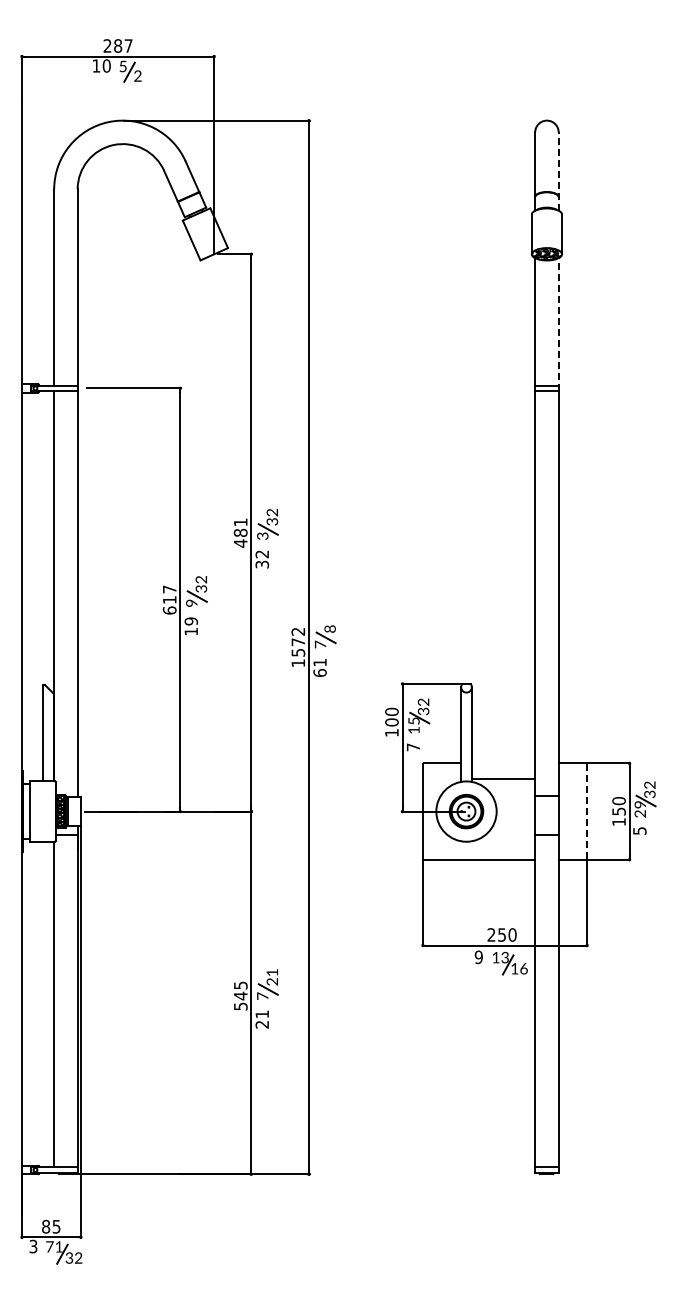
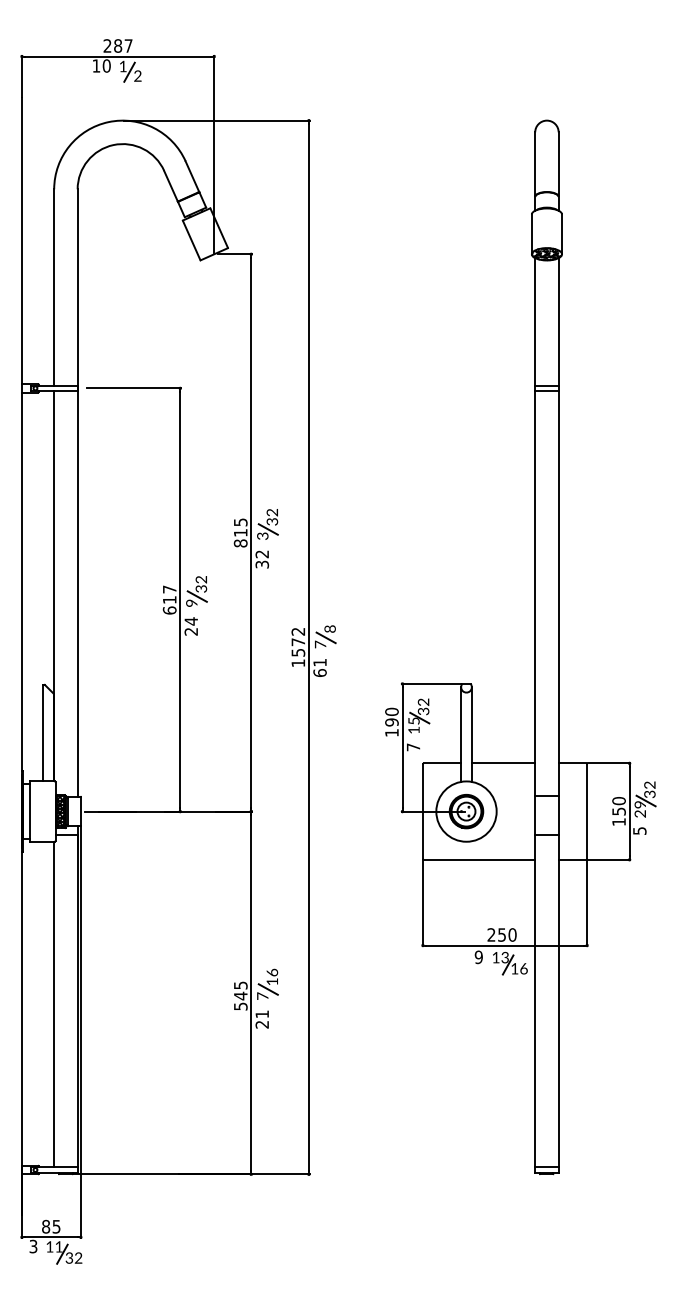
text: 5 -> 1 (122, 66)
line: dashed -> solid (558, 171)
line: dashed -> solid (558, 324)
text: 481 -> 815 (240, 532)
text: 19 -> 24 (191, 626)
text: 100 -> 190 (391, 722)
line position: (503, 779) -> (503, 763) (503, 763)
line: dashed -> solid (587, 811)
text: 21 -> 16 (272, 976)
text: 71 -> 11 (49, 1246)
